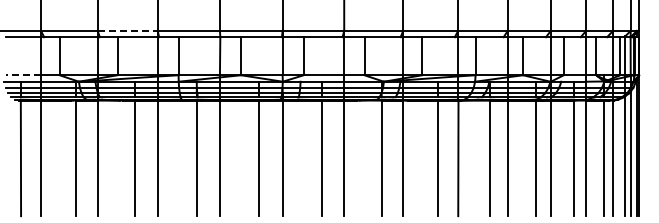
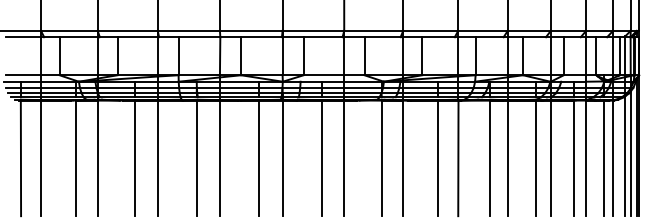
line: dashed -> solid (128, 30)
line: dashed -> solid (23, 75)
